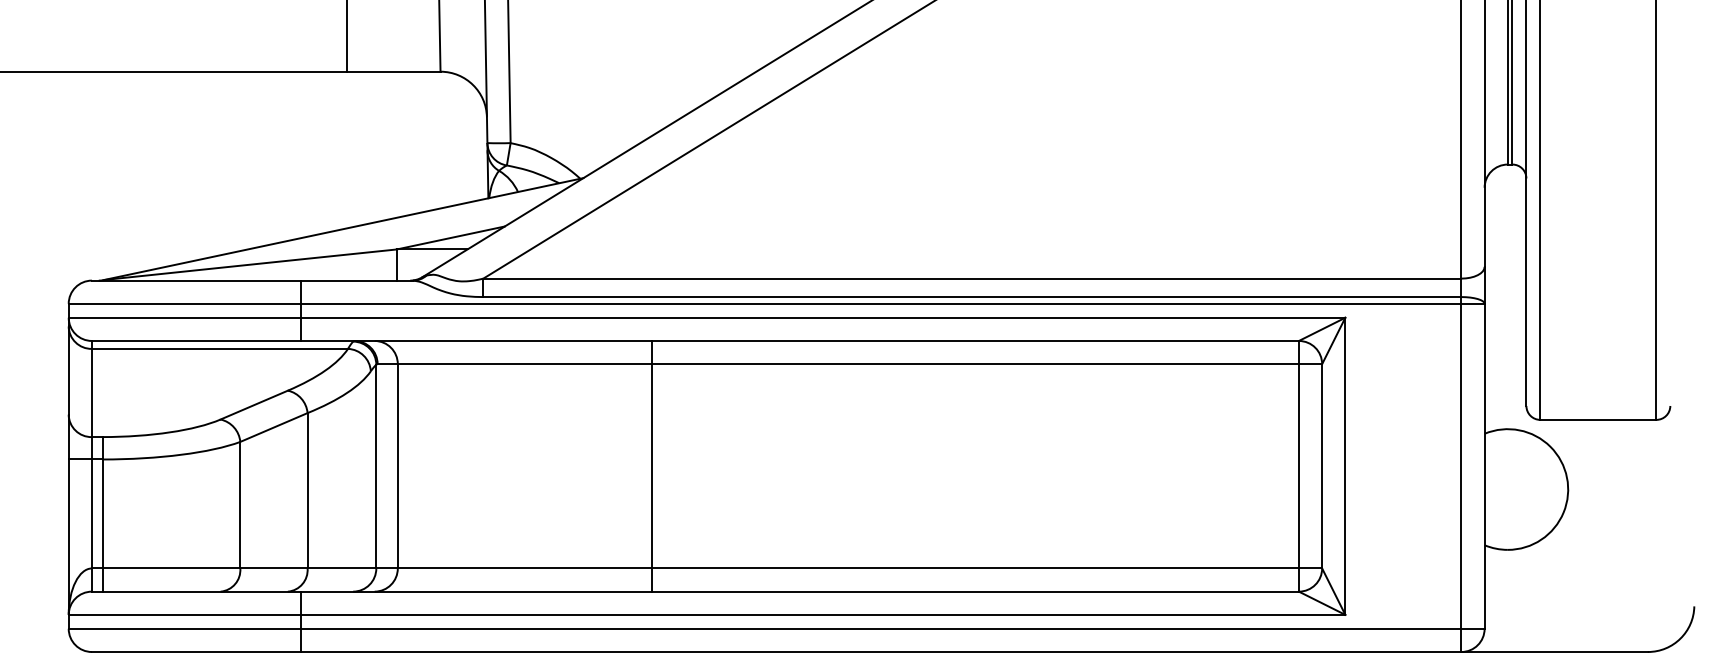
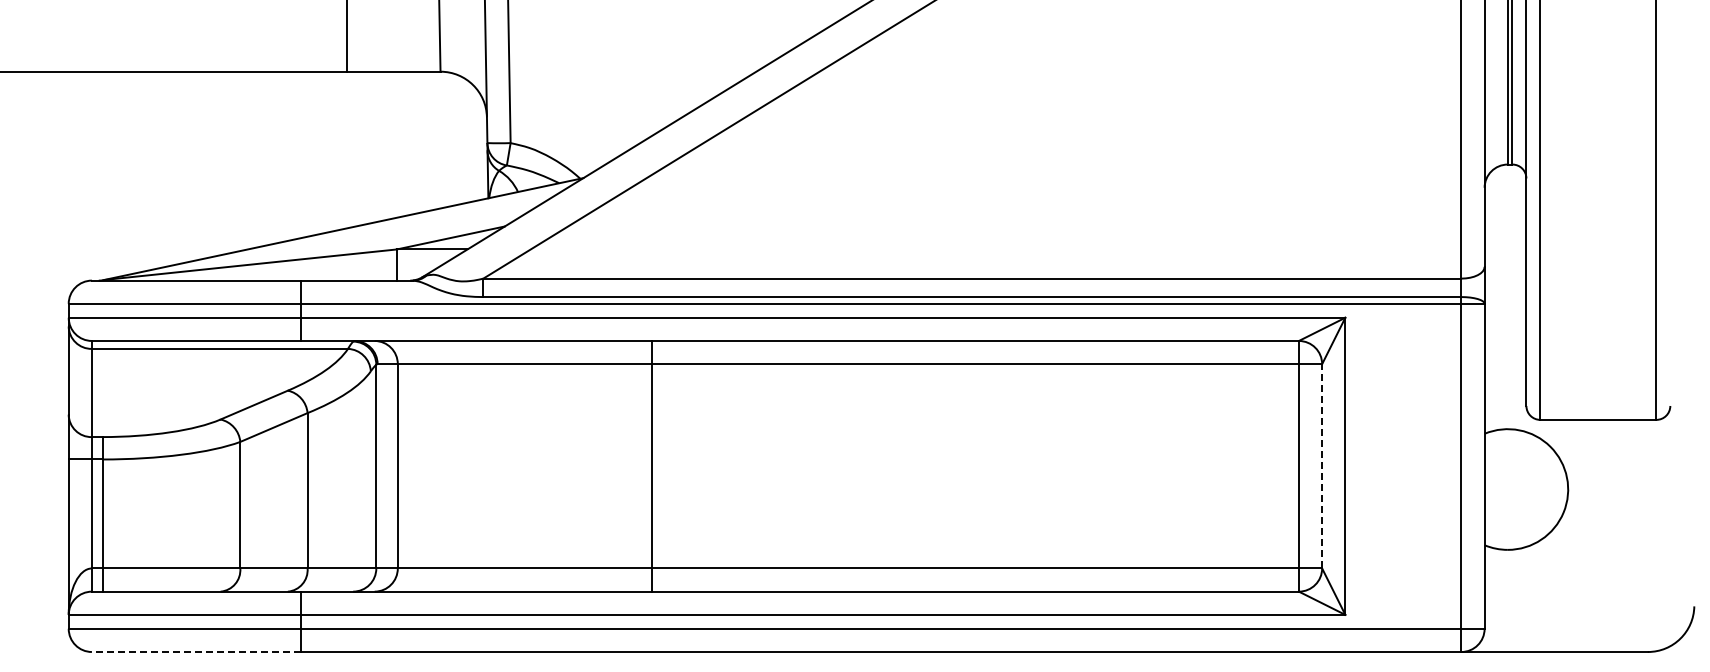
line: solid -> dashed (1322, 465)
line: solid -> dashed (195, 652)
